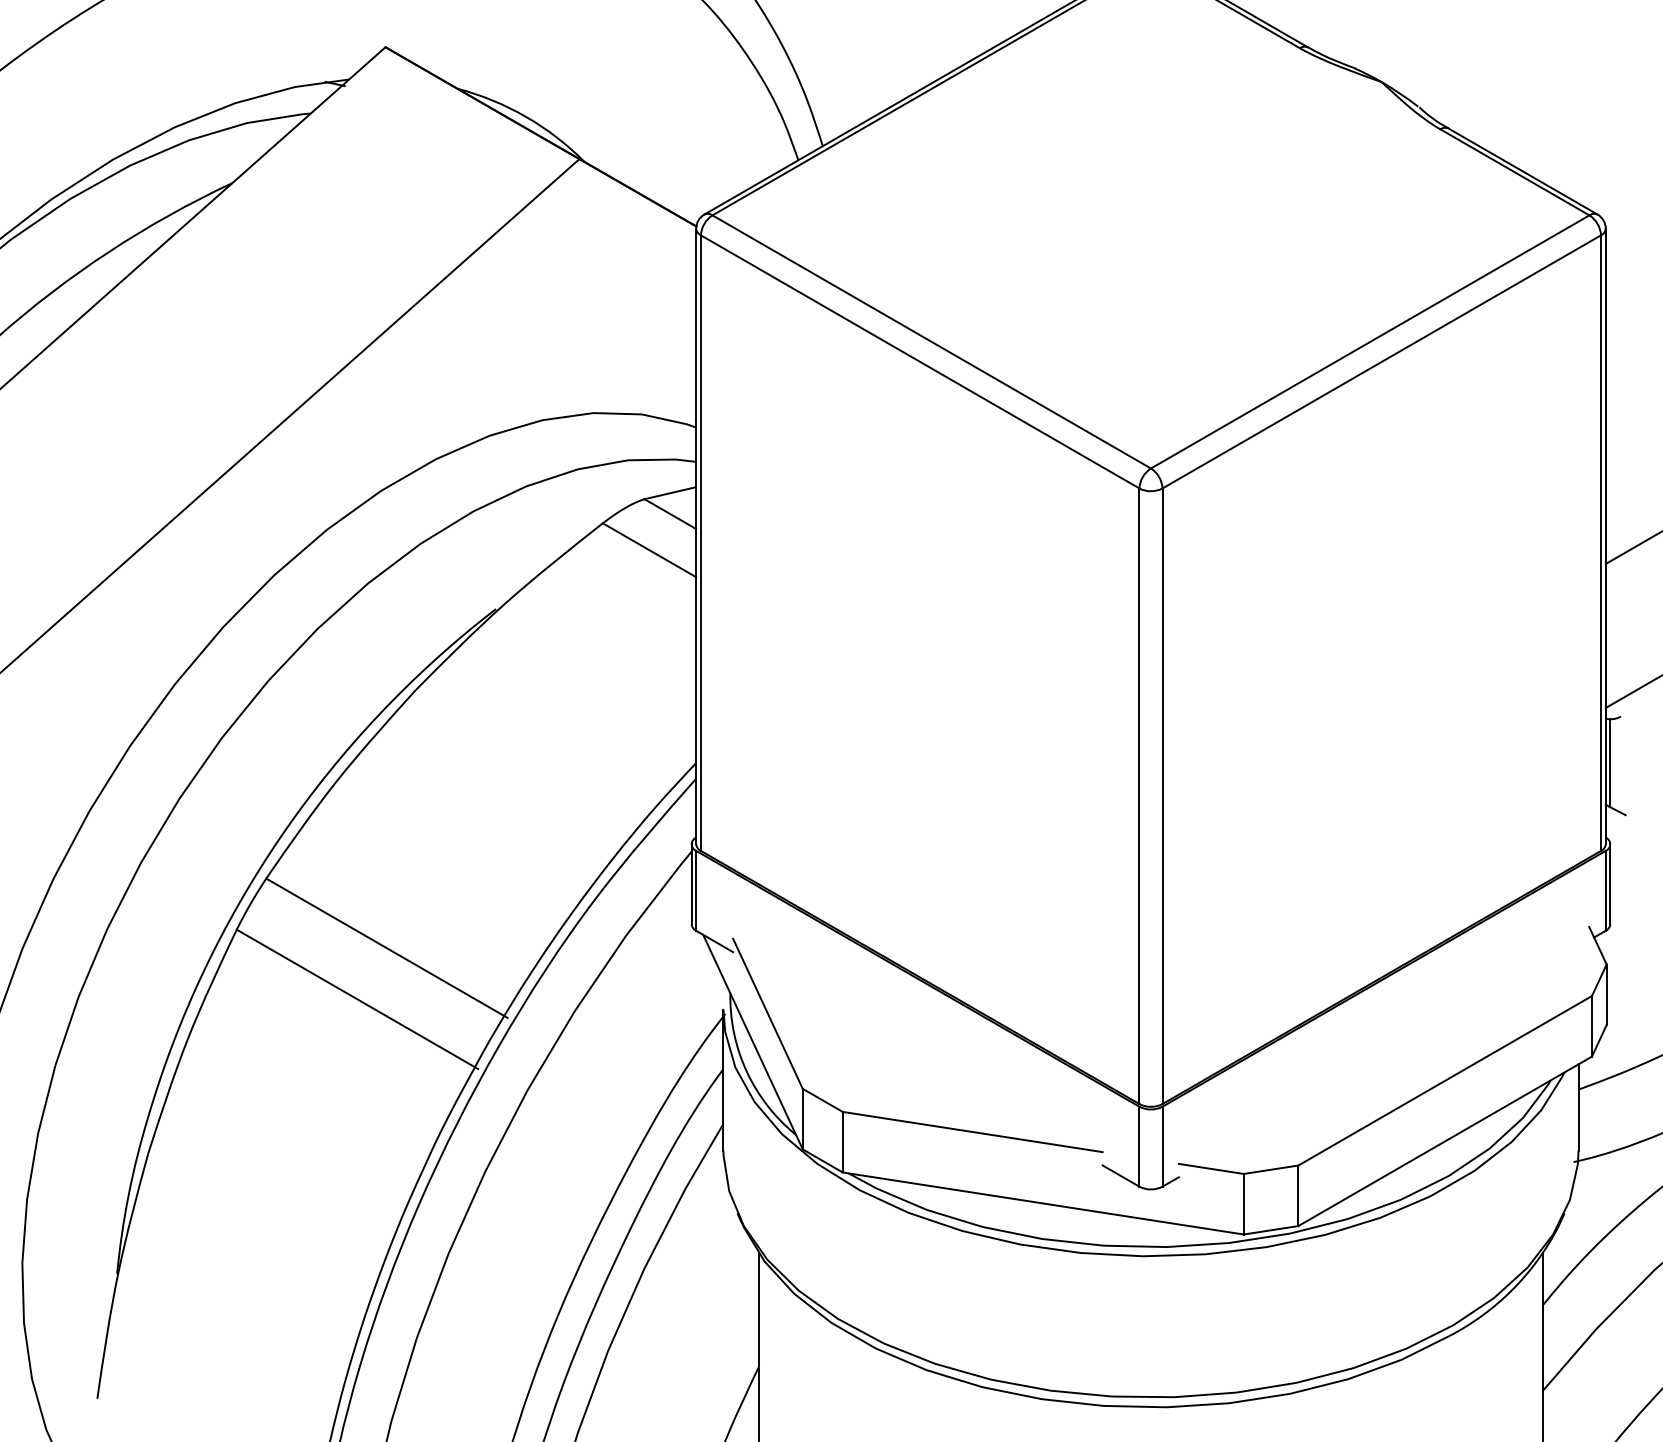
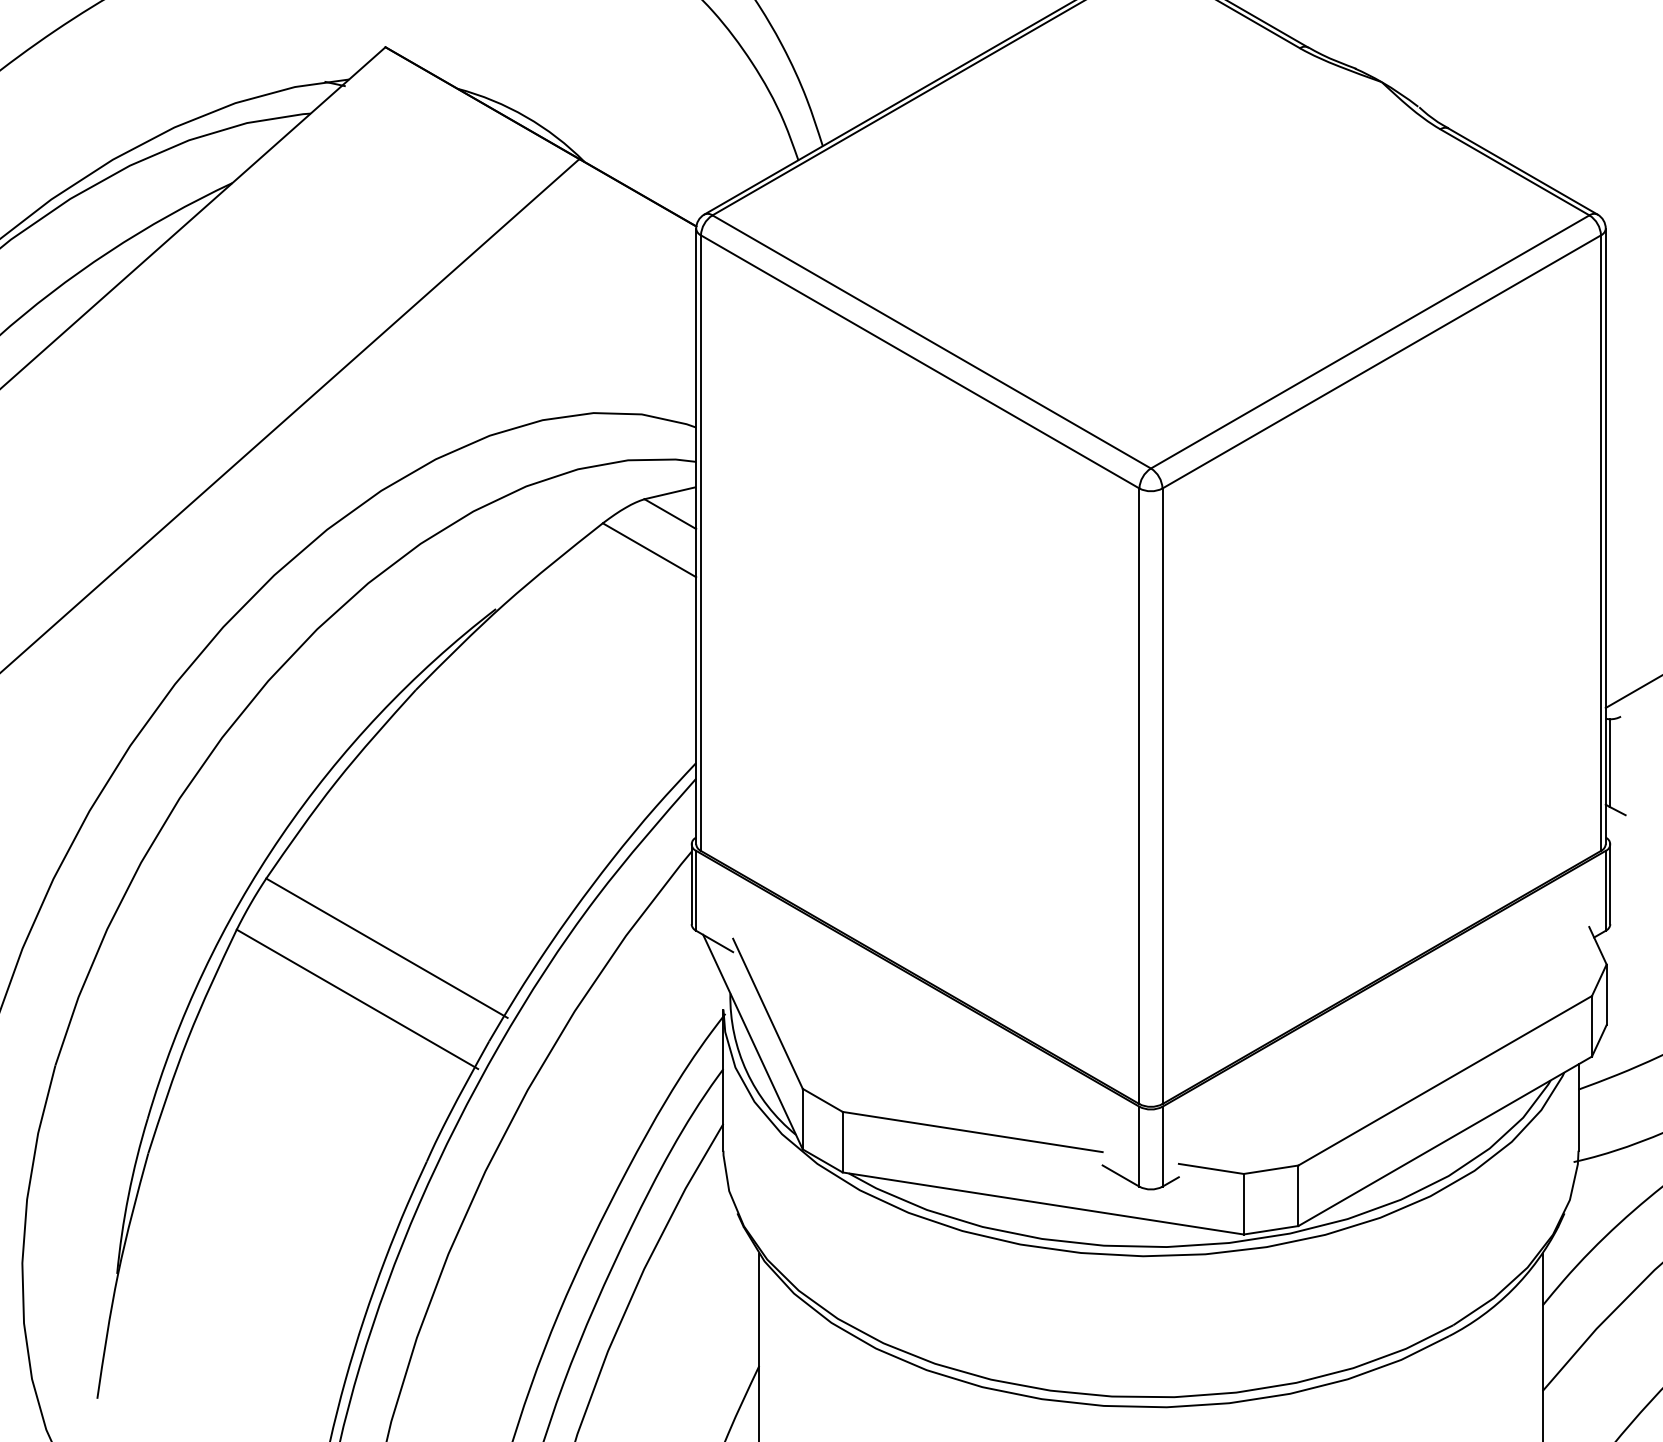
line: present -> none (1632, 547)
